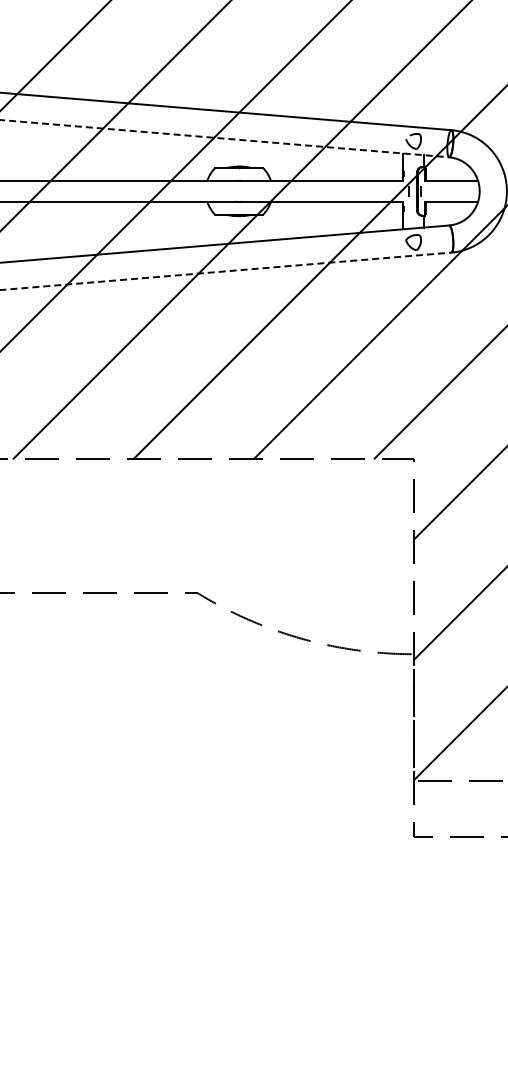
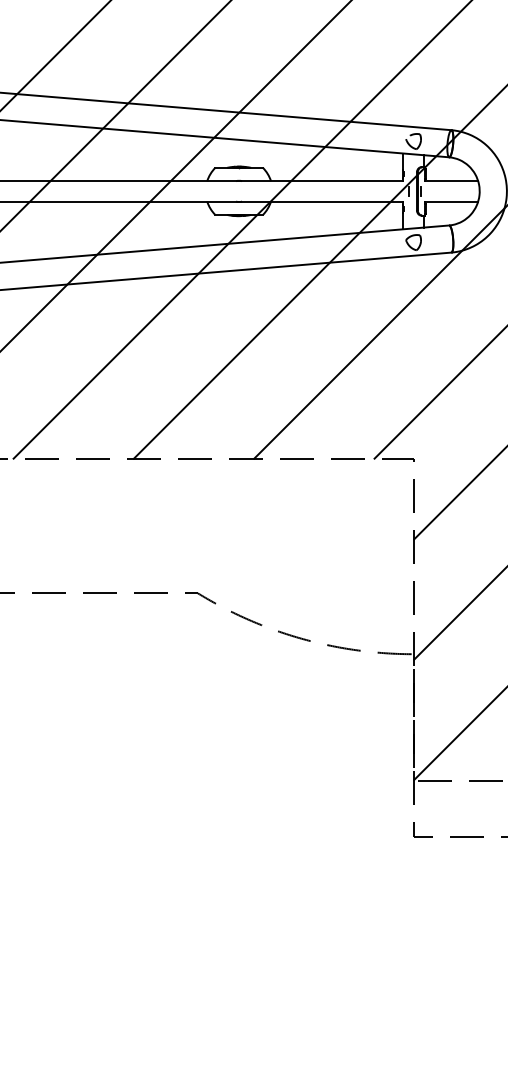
line: dashed -> solid (225, 138)
line: dashed -> solid (226, 271)
